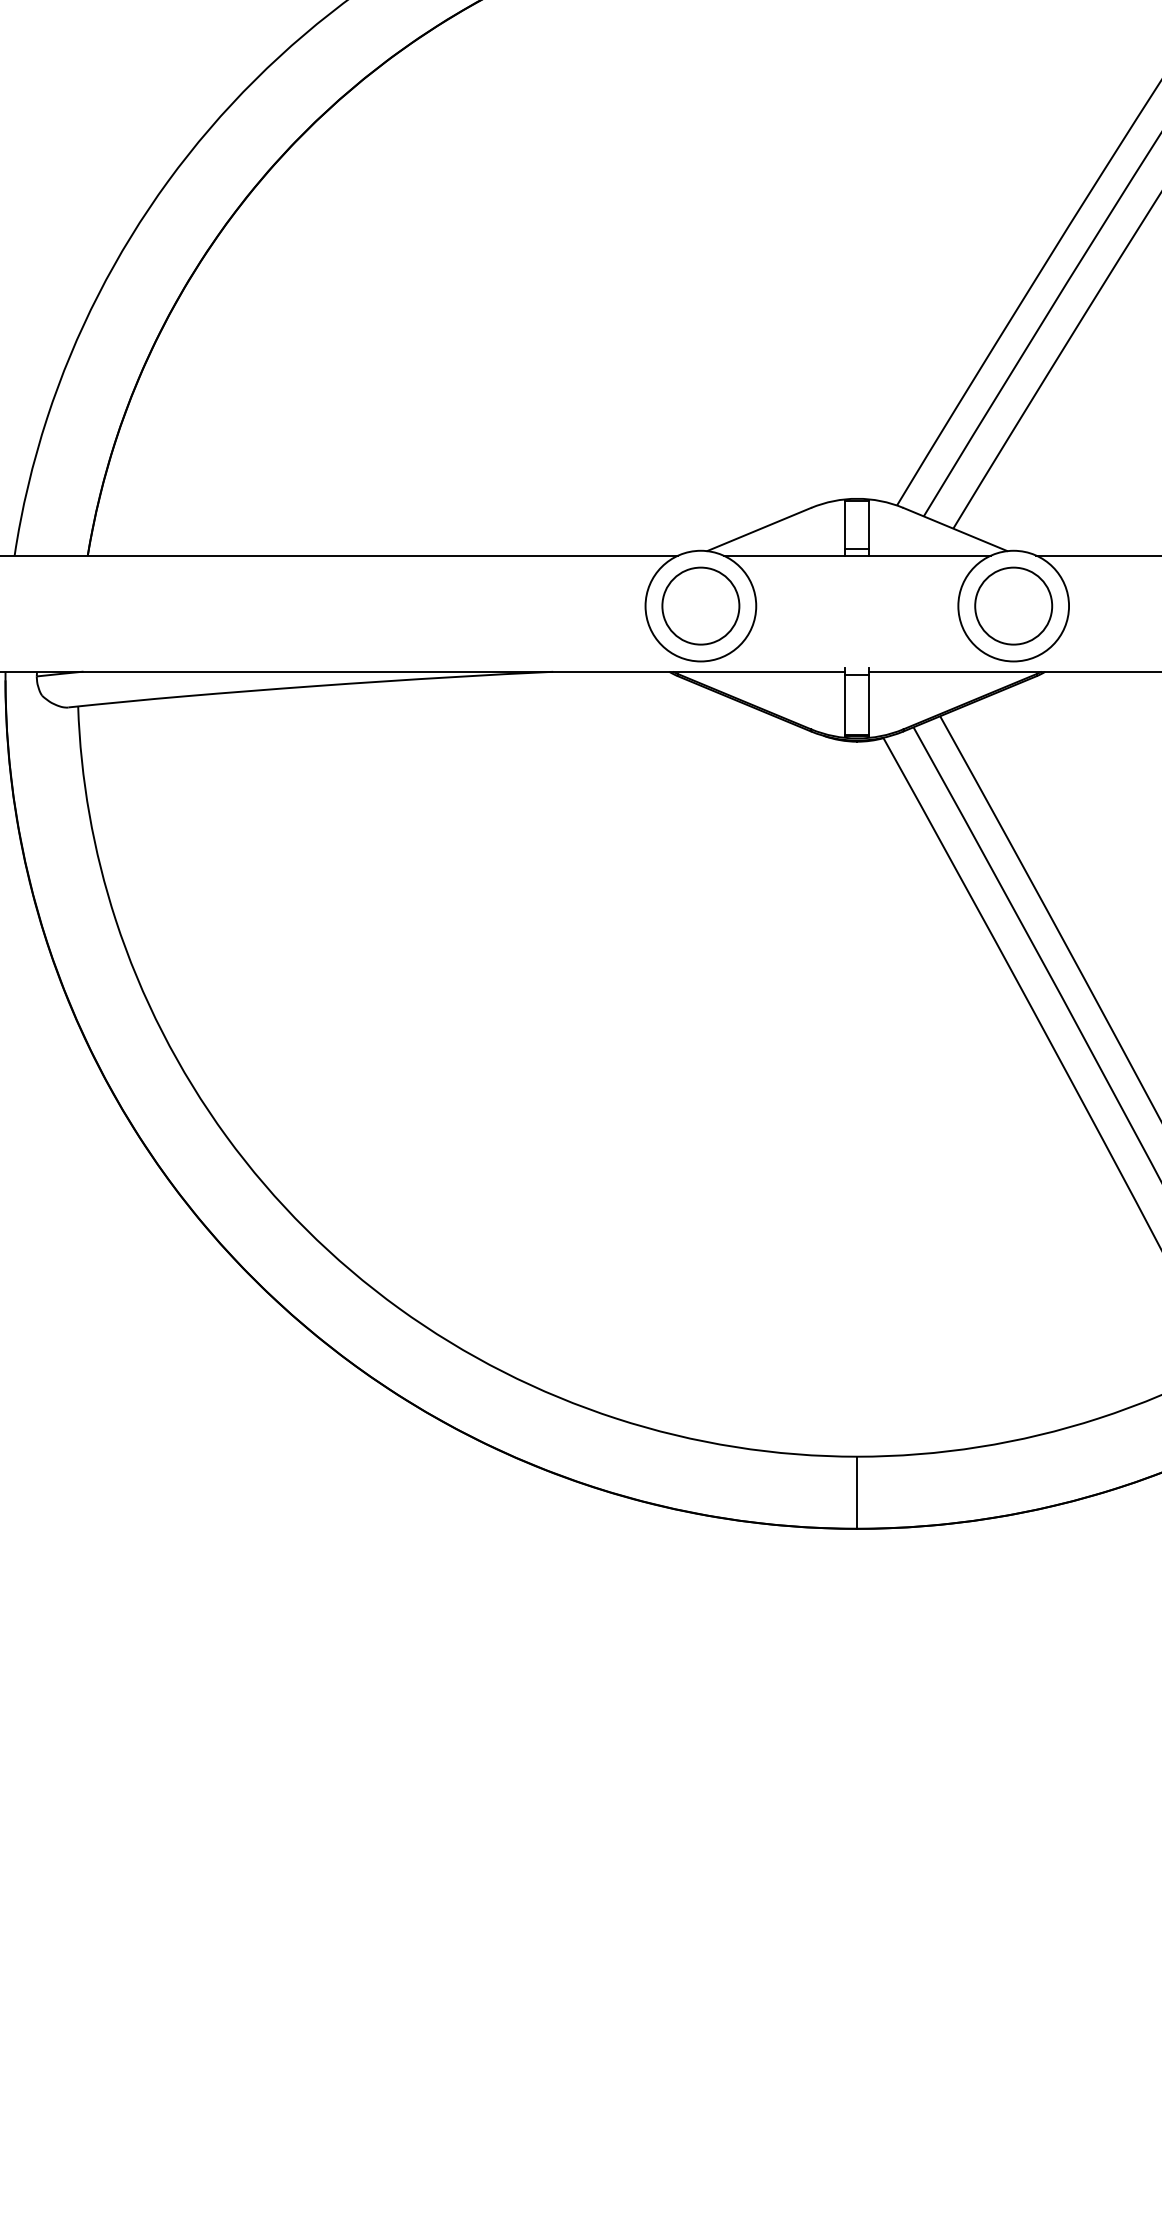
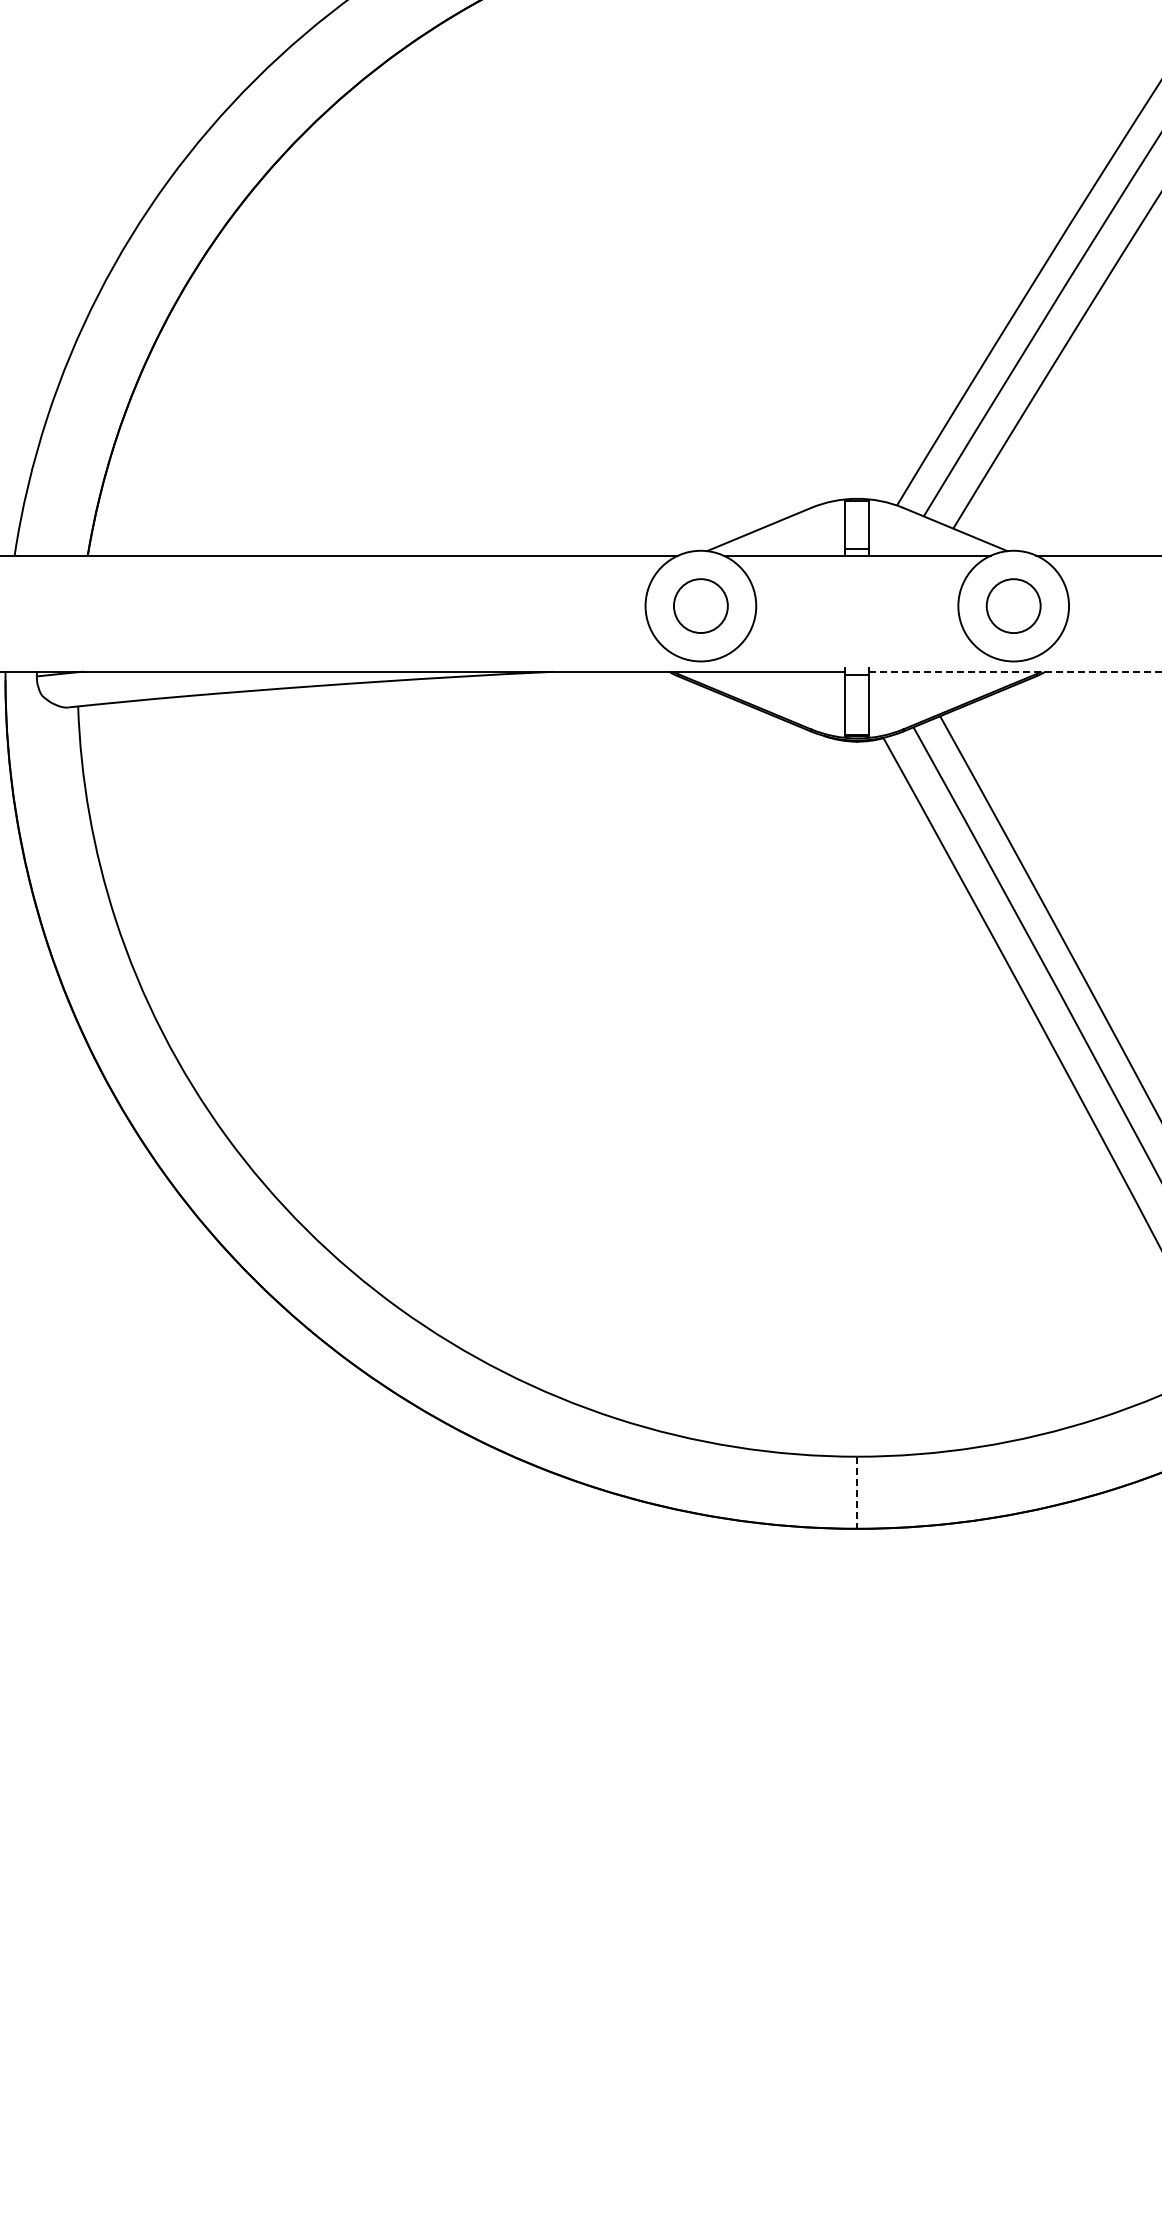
circle size: 80x80 px -> 56x56 px (700, 605)
circle diameter: 77 px -> 54 px (1013, 606)
line: solid -> dashed (1015, 671)
line: solid -> dashed (857, 1493)
